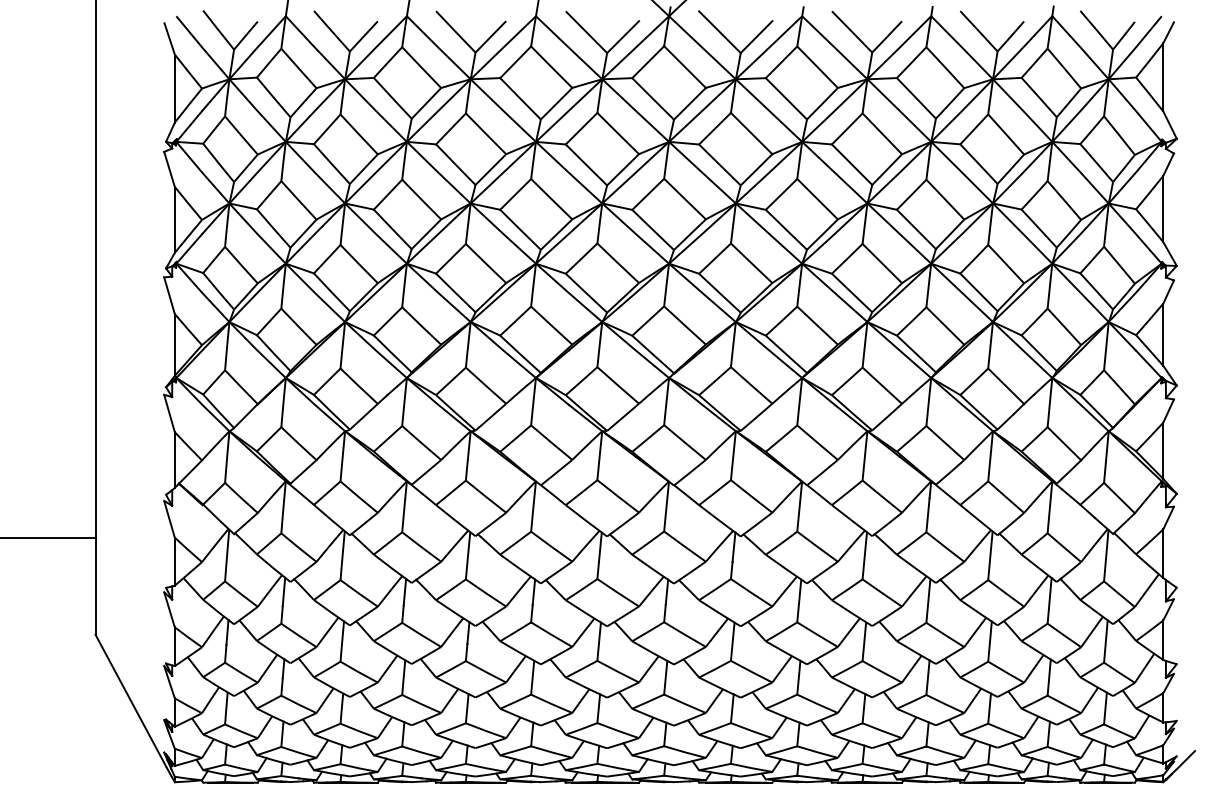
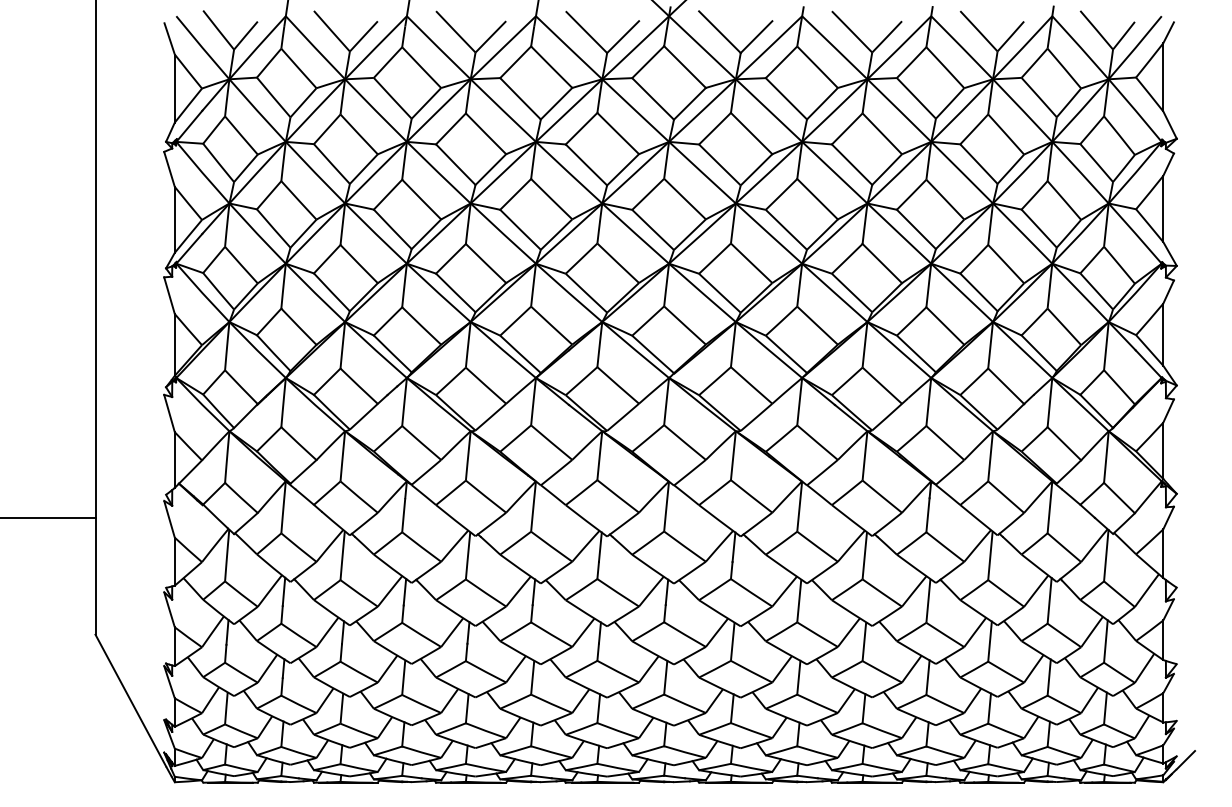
line position: (48, 538) -> (48, 518) (48, 518)
